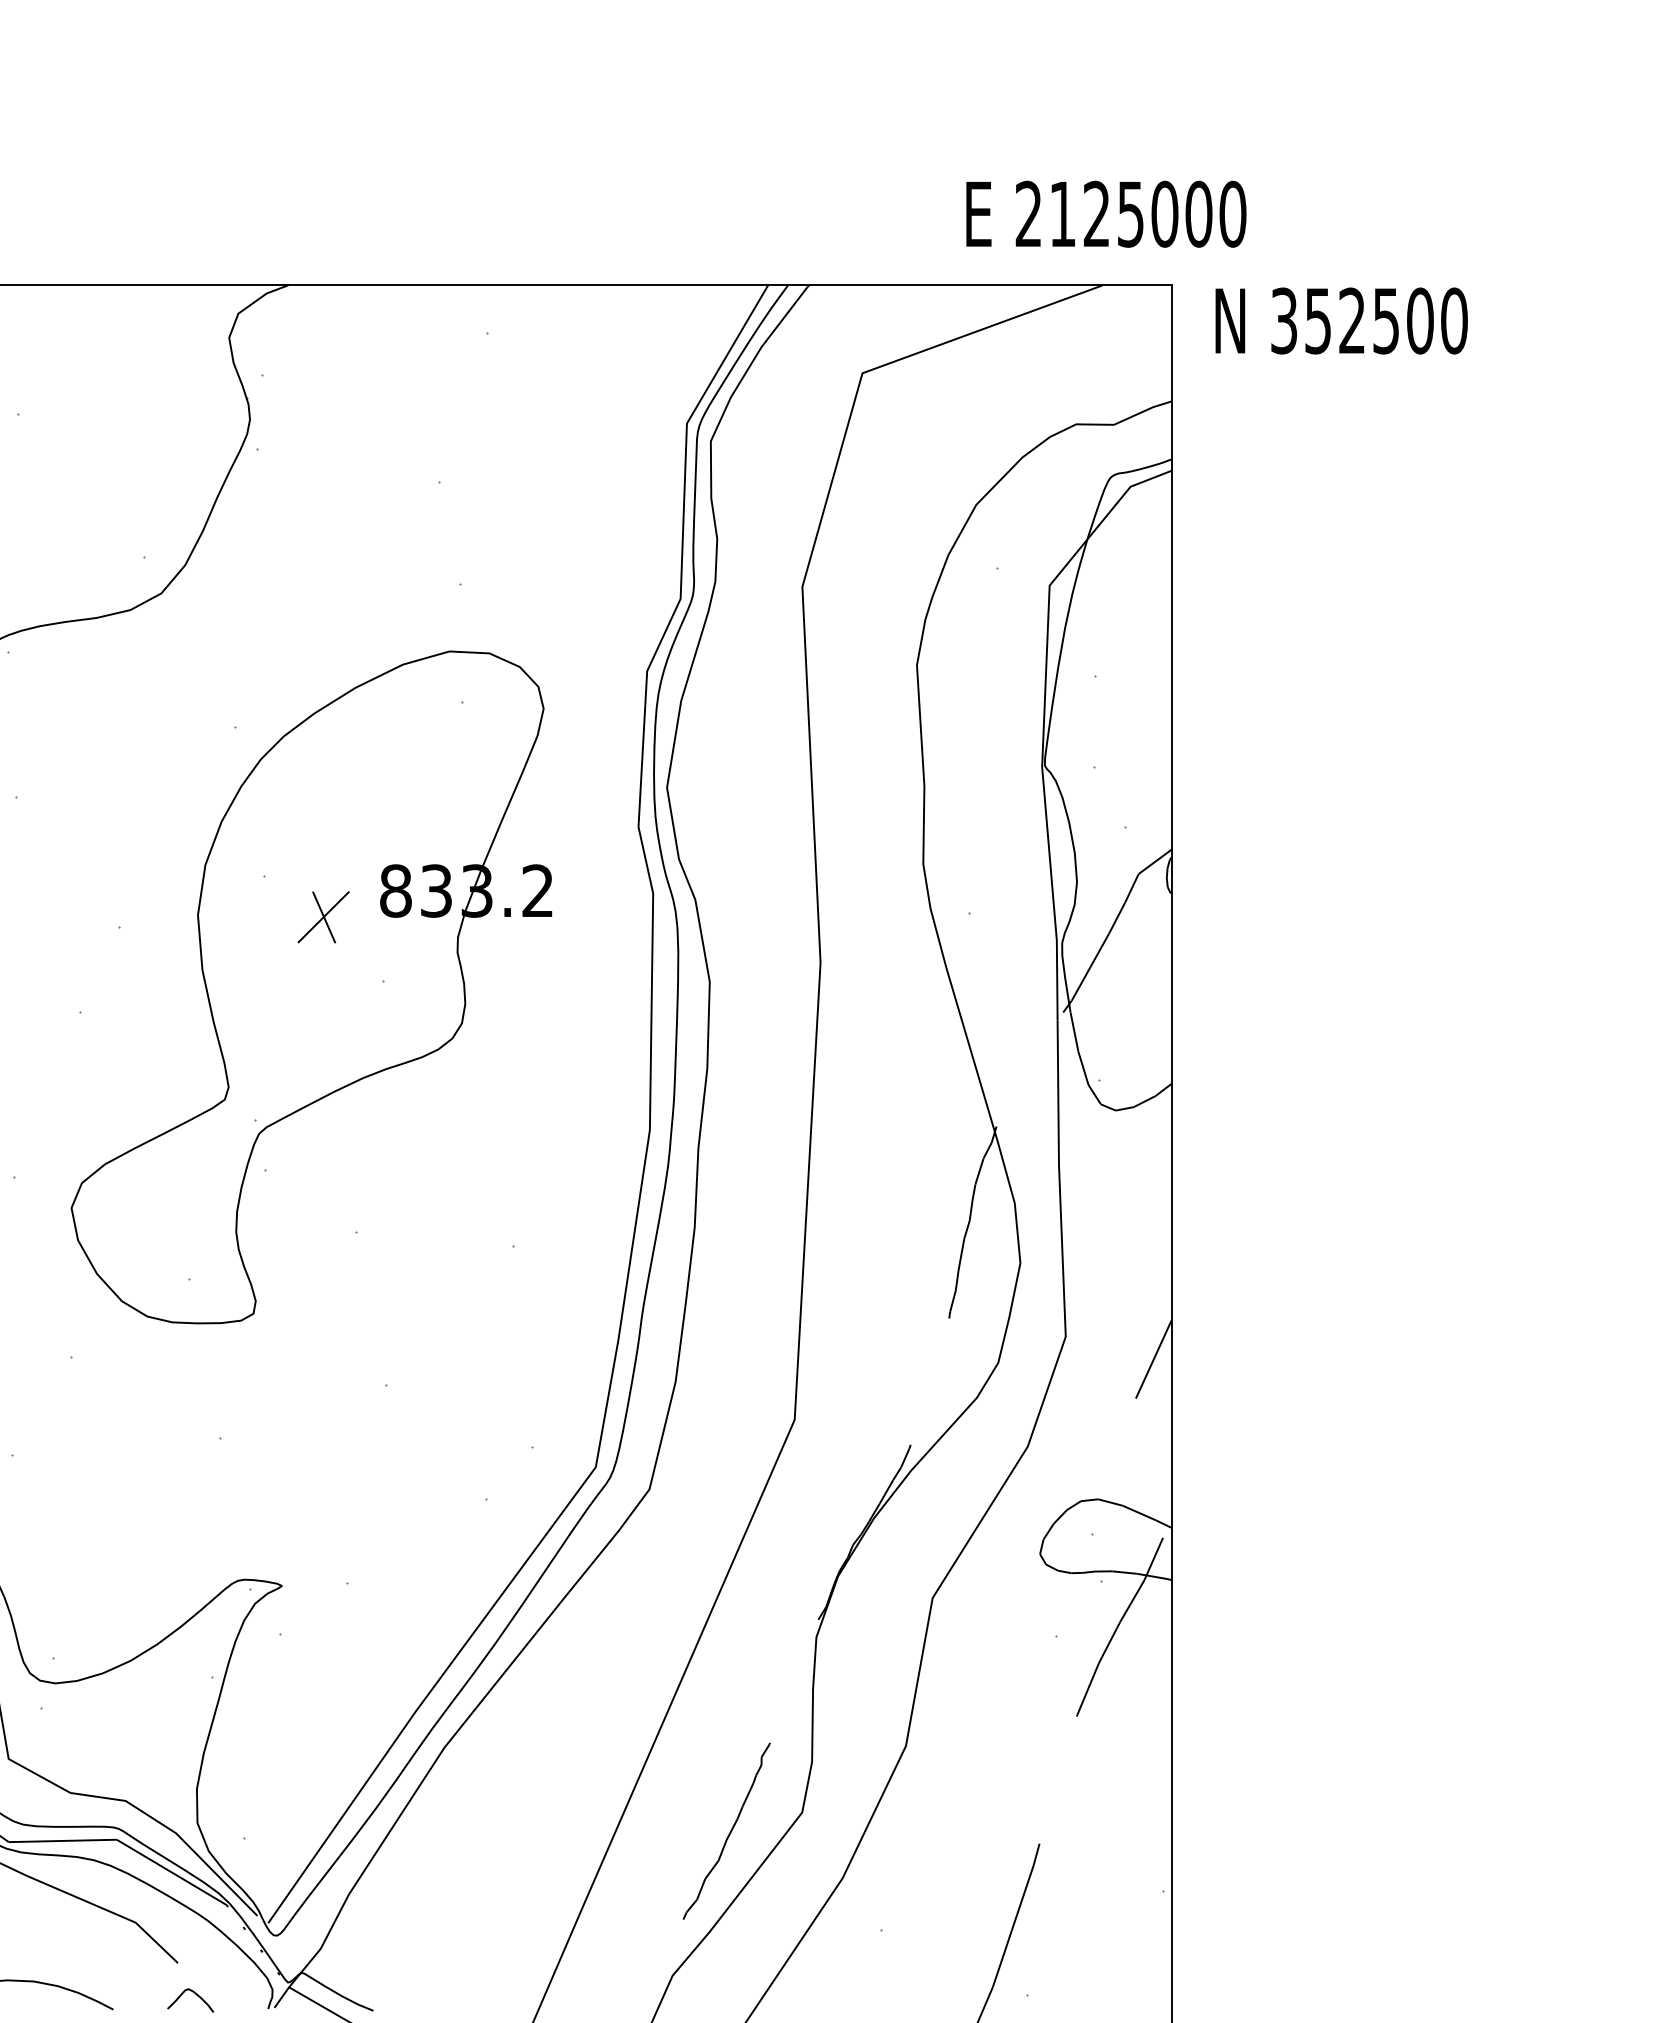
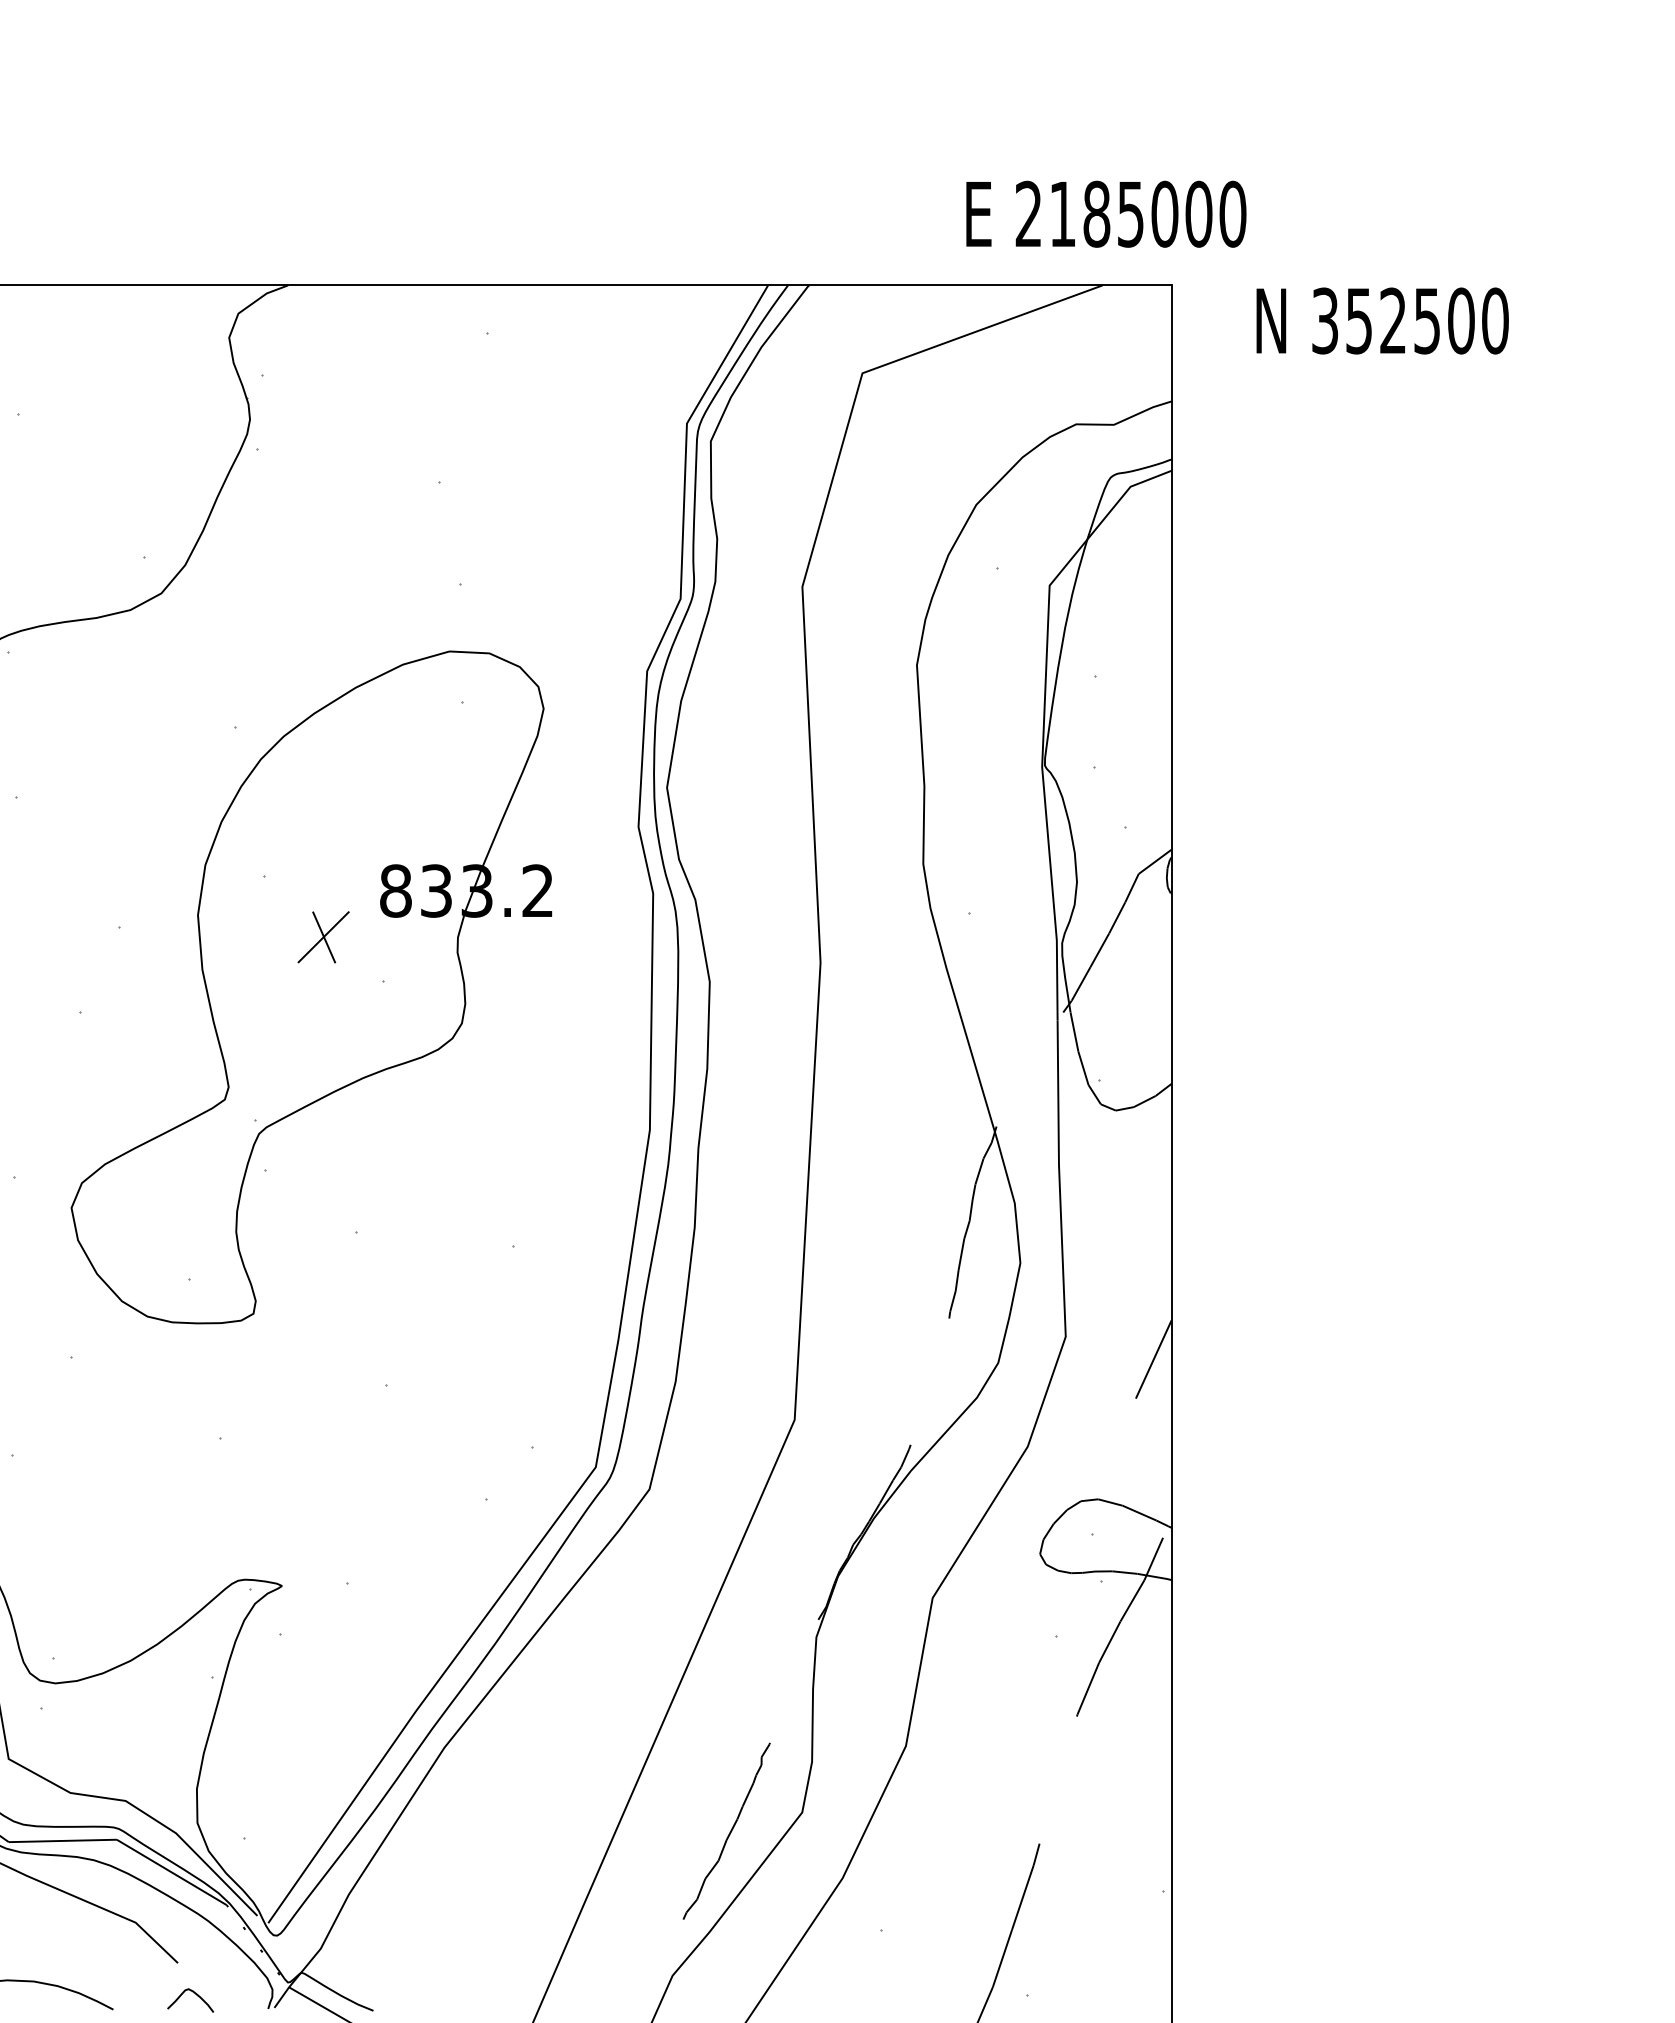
text: 2125000 -> 2185000 (1096, 213)
text position: (1341, 320) -> (1382, 320) (1382, 320)
part position: (323, 917) -> (323, 937) (323, 937)
